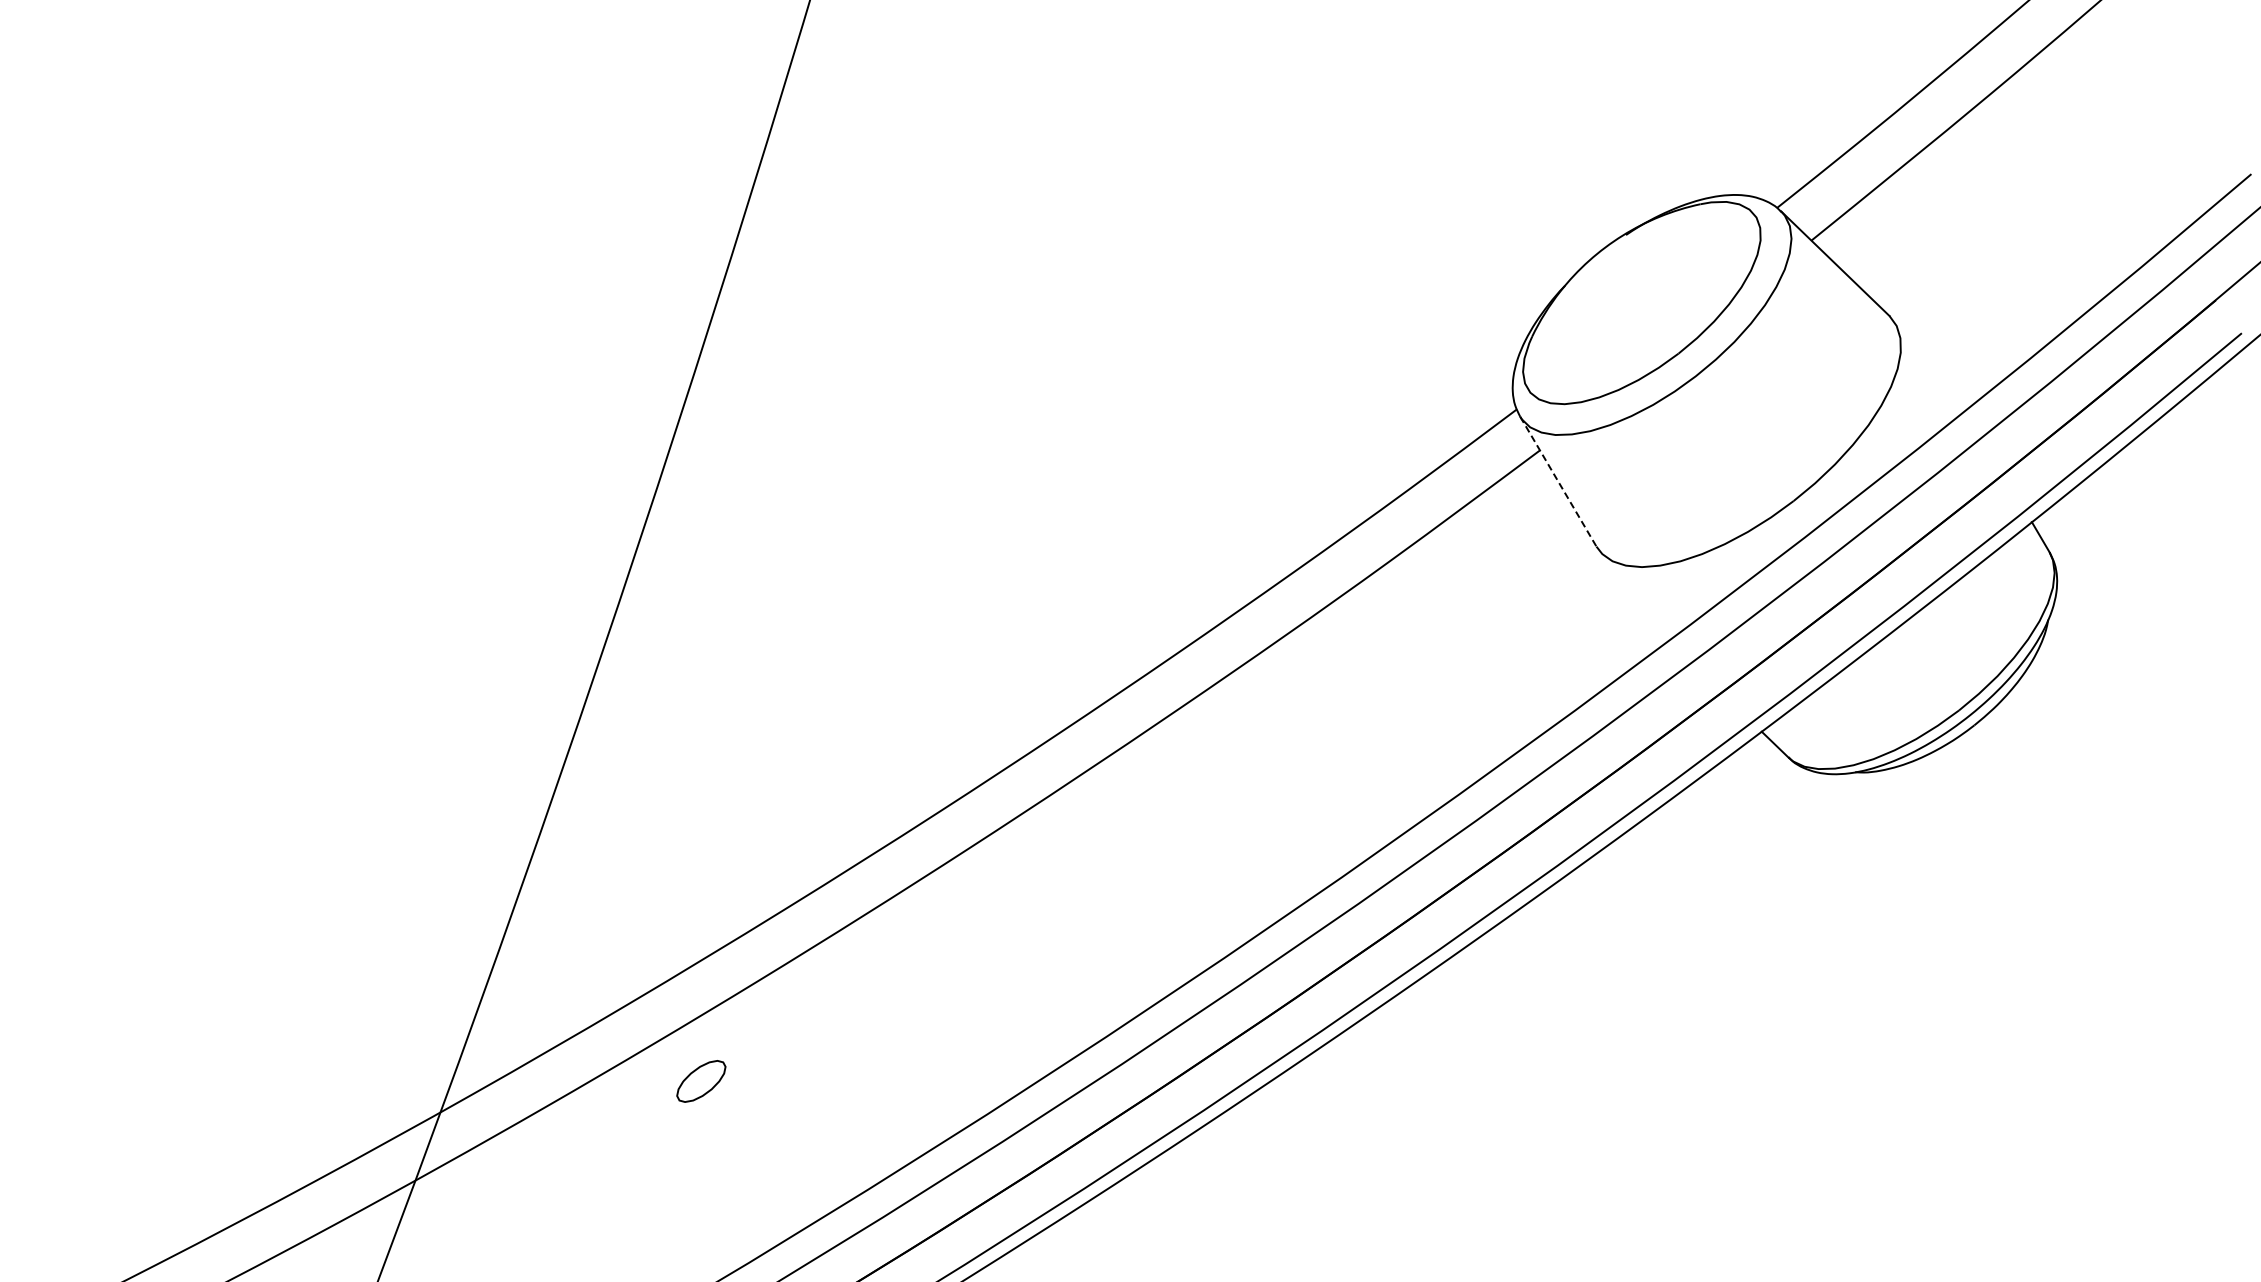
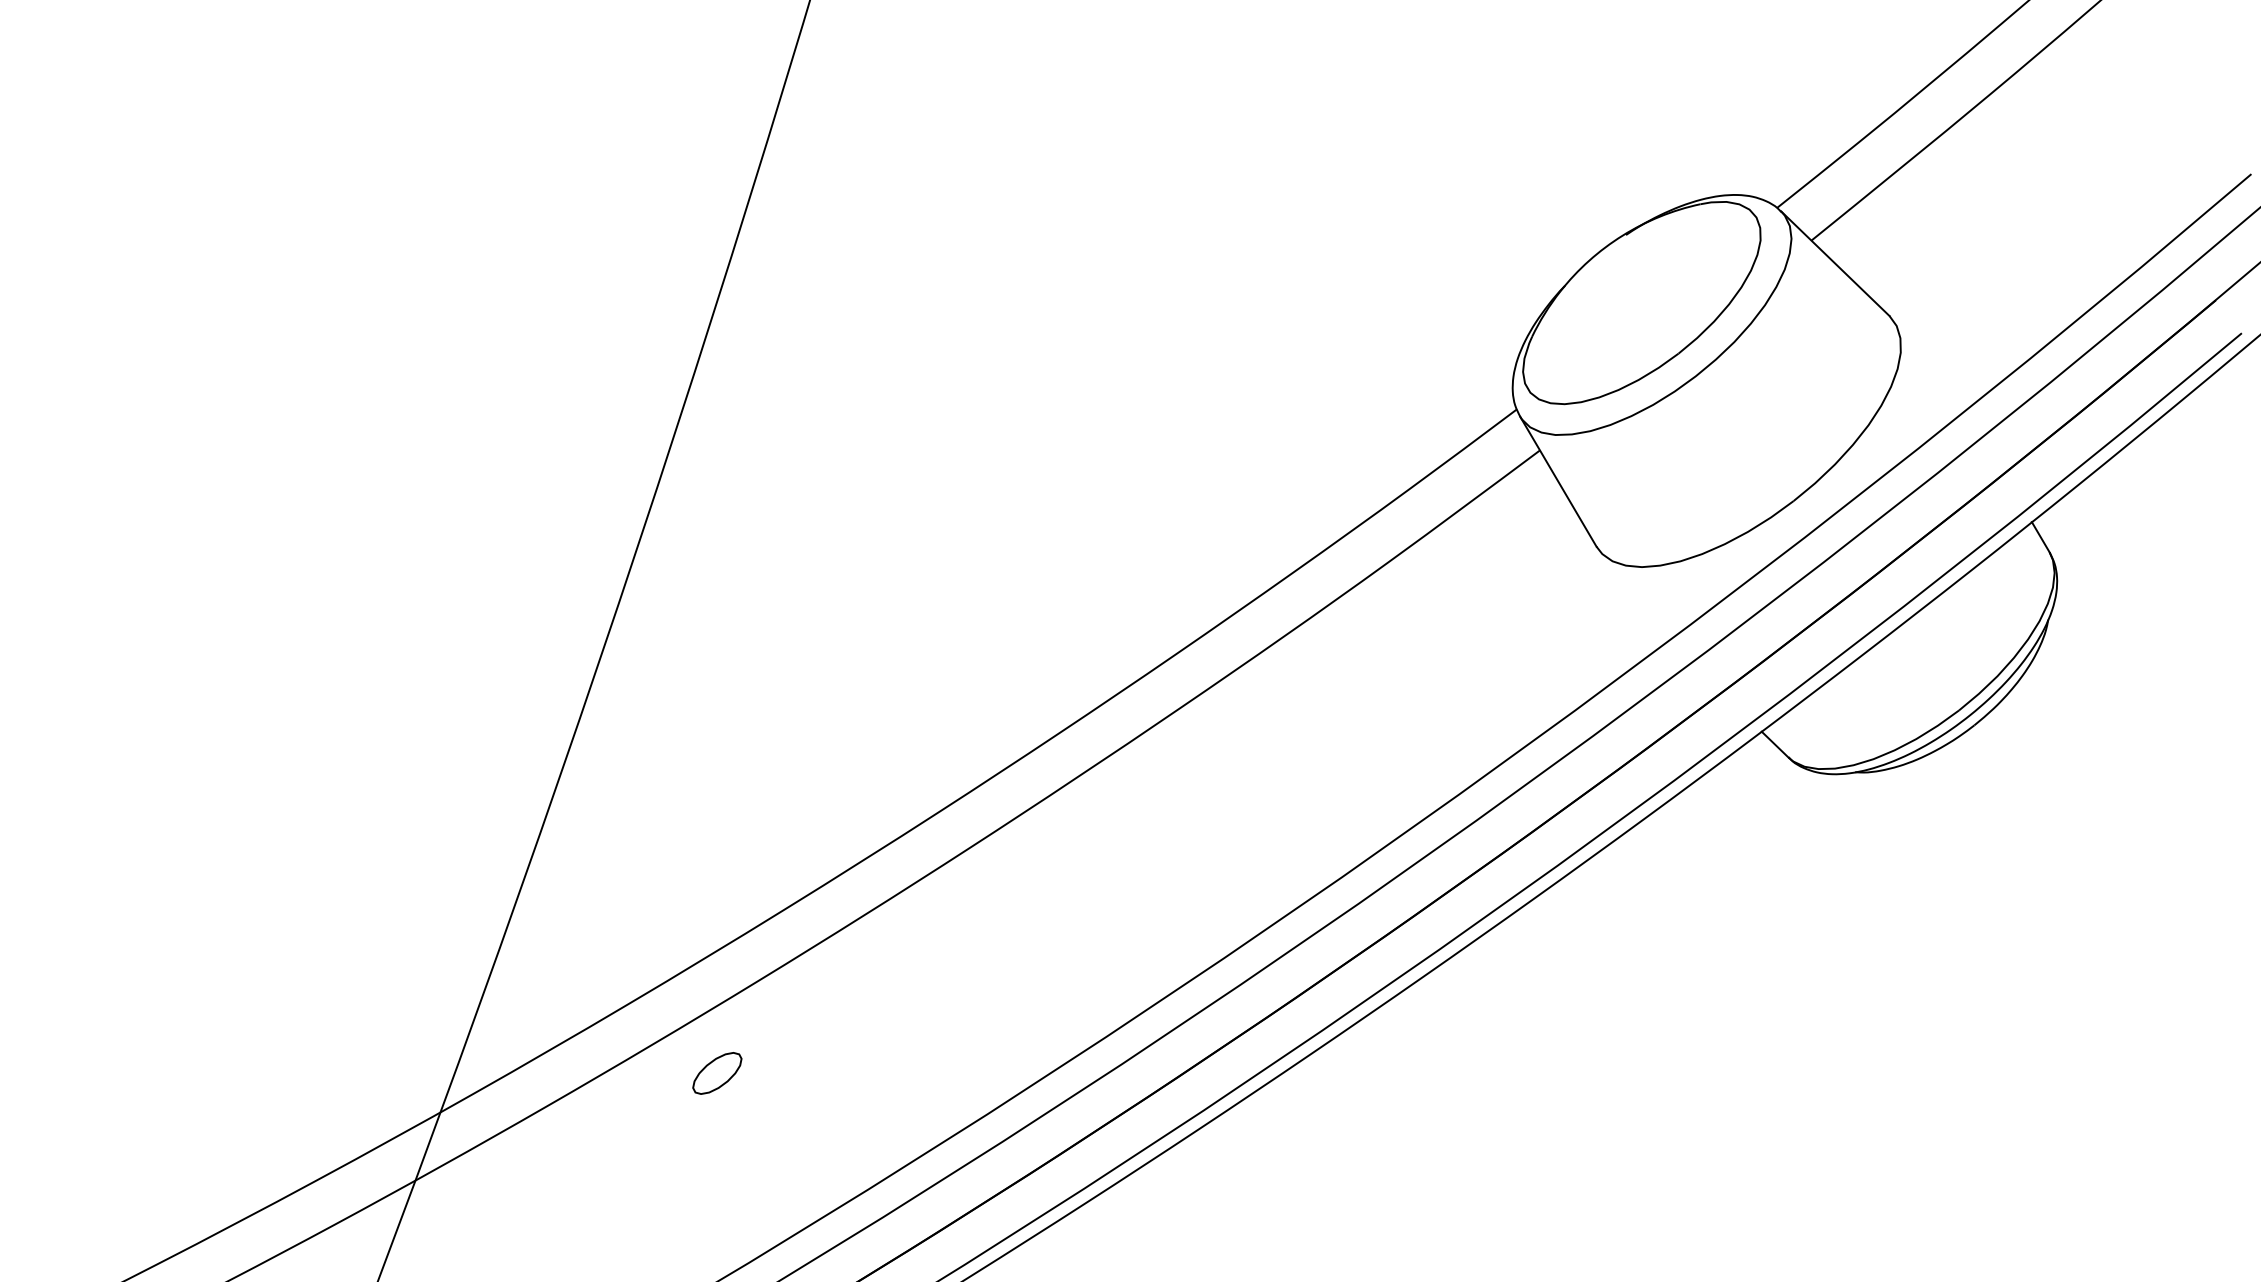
line: dashed -> solid (1558, 482)
part position: (701, 1081) -> (717, 1073) (717, 1073)
